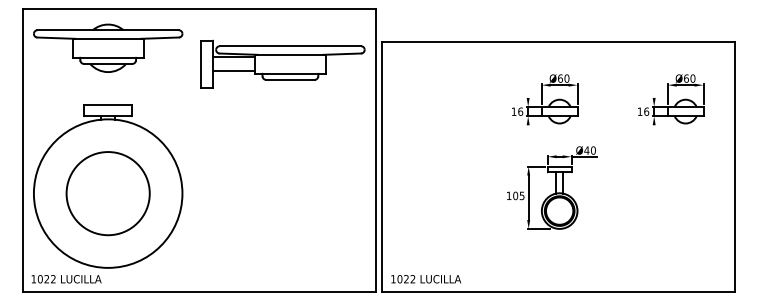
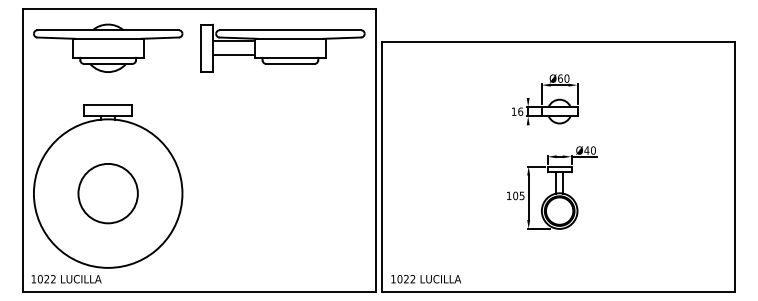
part position: (282, 63) -> (282, 47) (282, 47)
part: present -> none (671, 99)
circle diameter: 83 px -> 59 px (107, 193)
